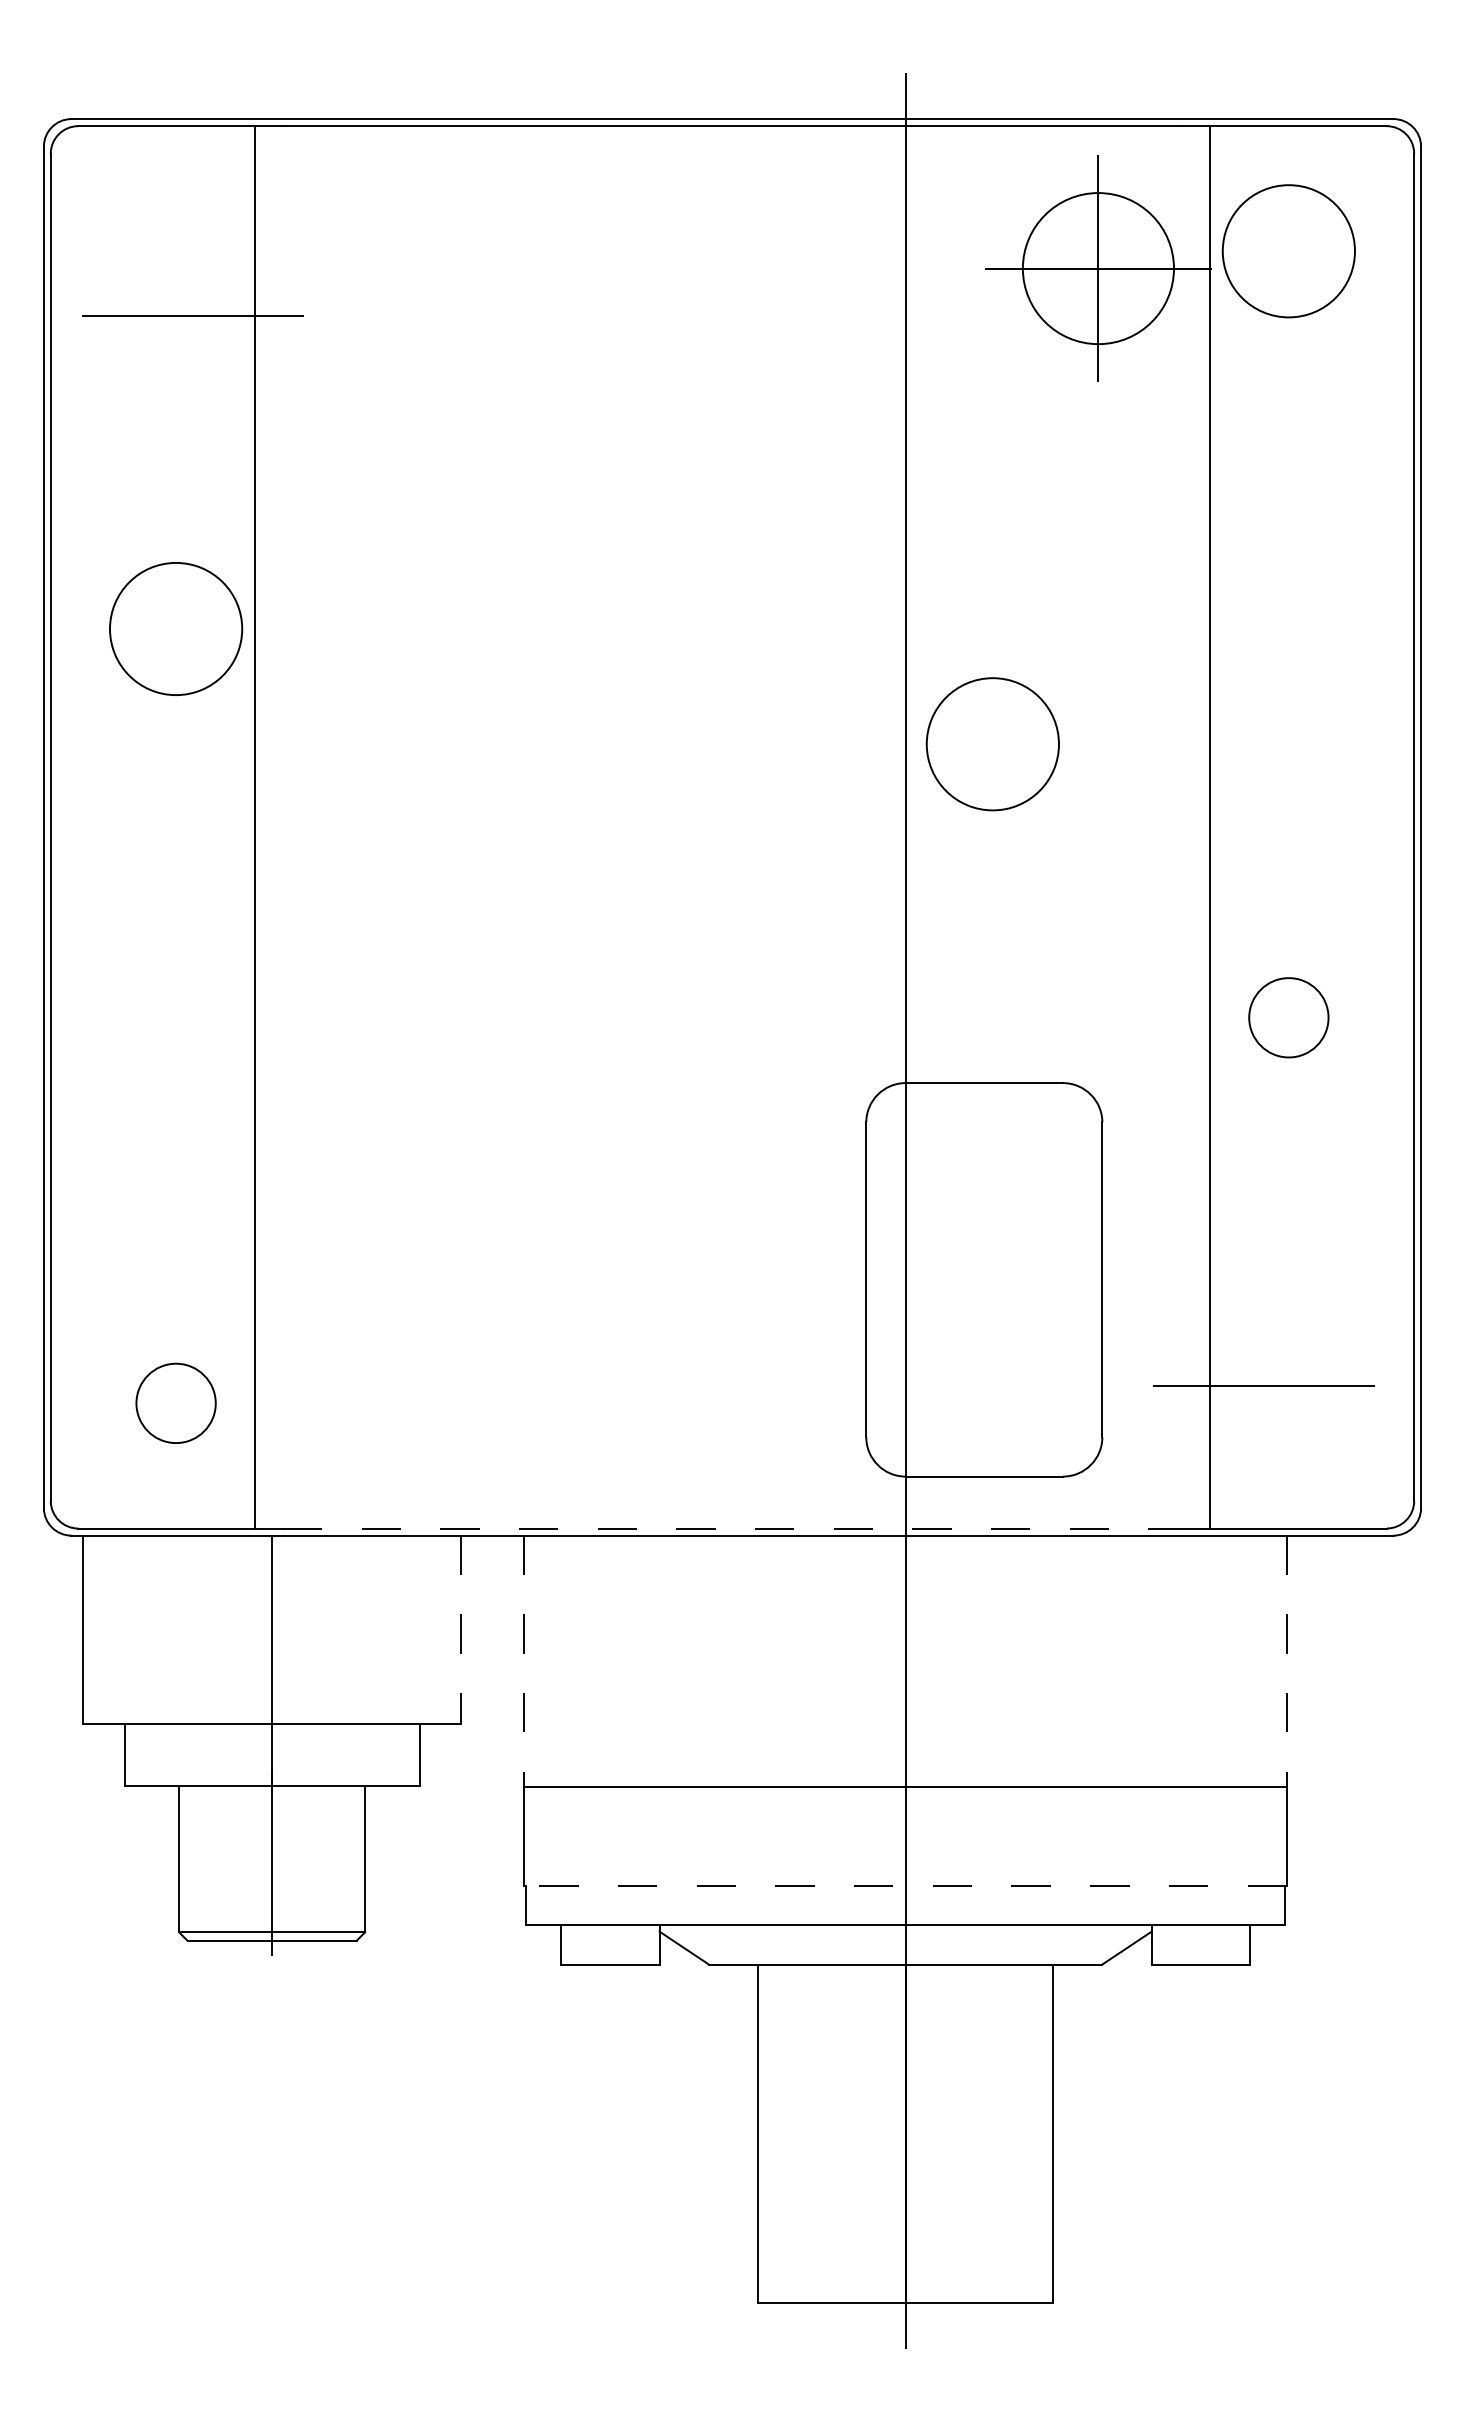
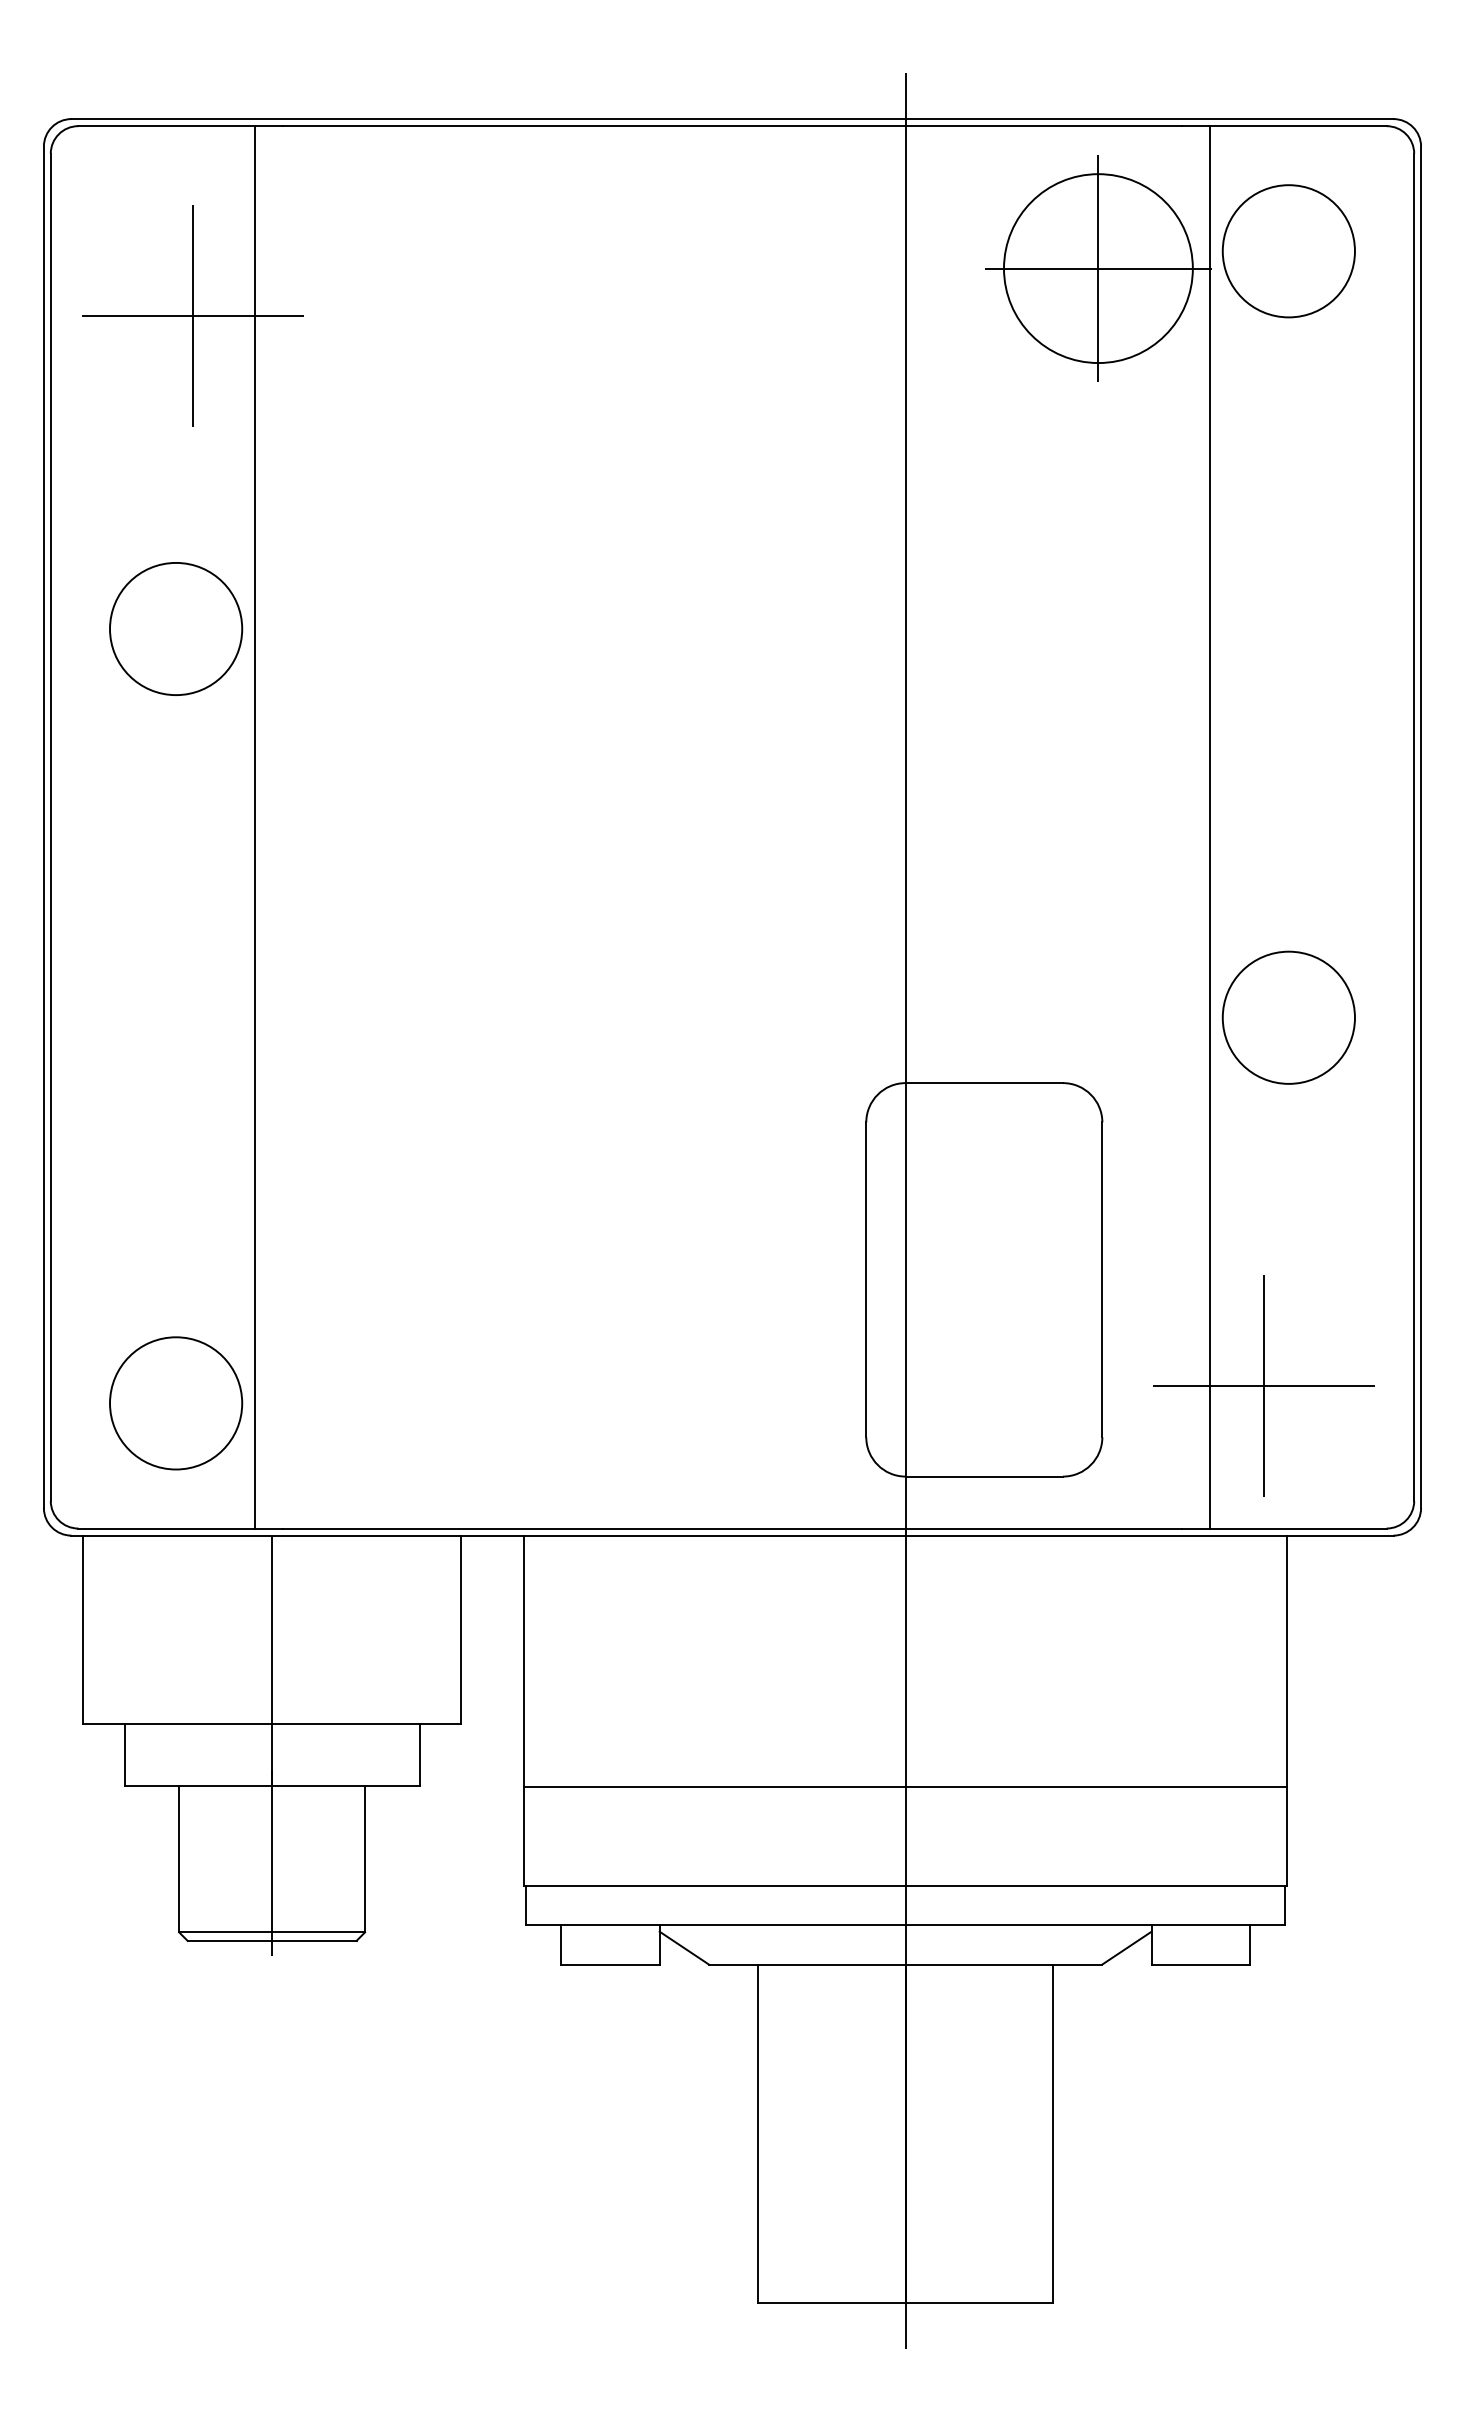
circle diameter: 151 px -> 189 px (1098, 268)
line: none -> present (193, 315)
circle: present -> none (992, 744)
circle diameter: 79 px -> 132 px (1288, 1017)
line: none -> present (1263, 1386)
circle diameter: 79 px -> 132 px (176, 1403)
line: dashed -> solid (732, 1528)
line: dashed -> solid (460, 1630)
line: dashed -> solid (523, 1661)
line: dashed -> solid (1287, 1661)
line: dashed -> solid (905, 1885)
